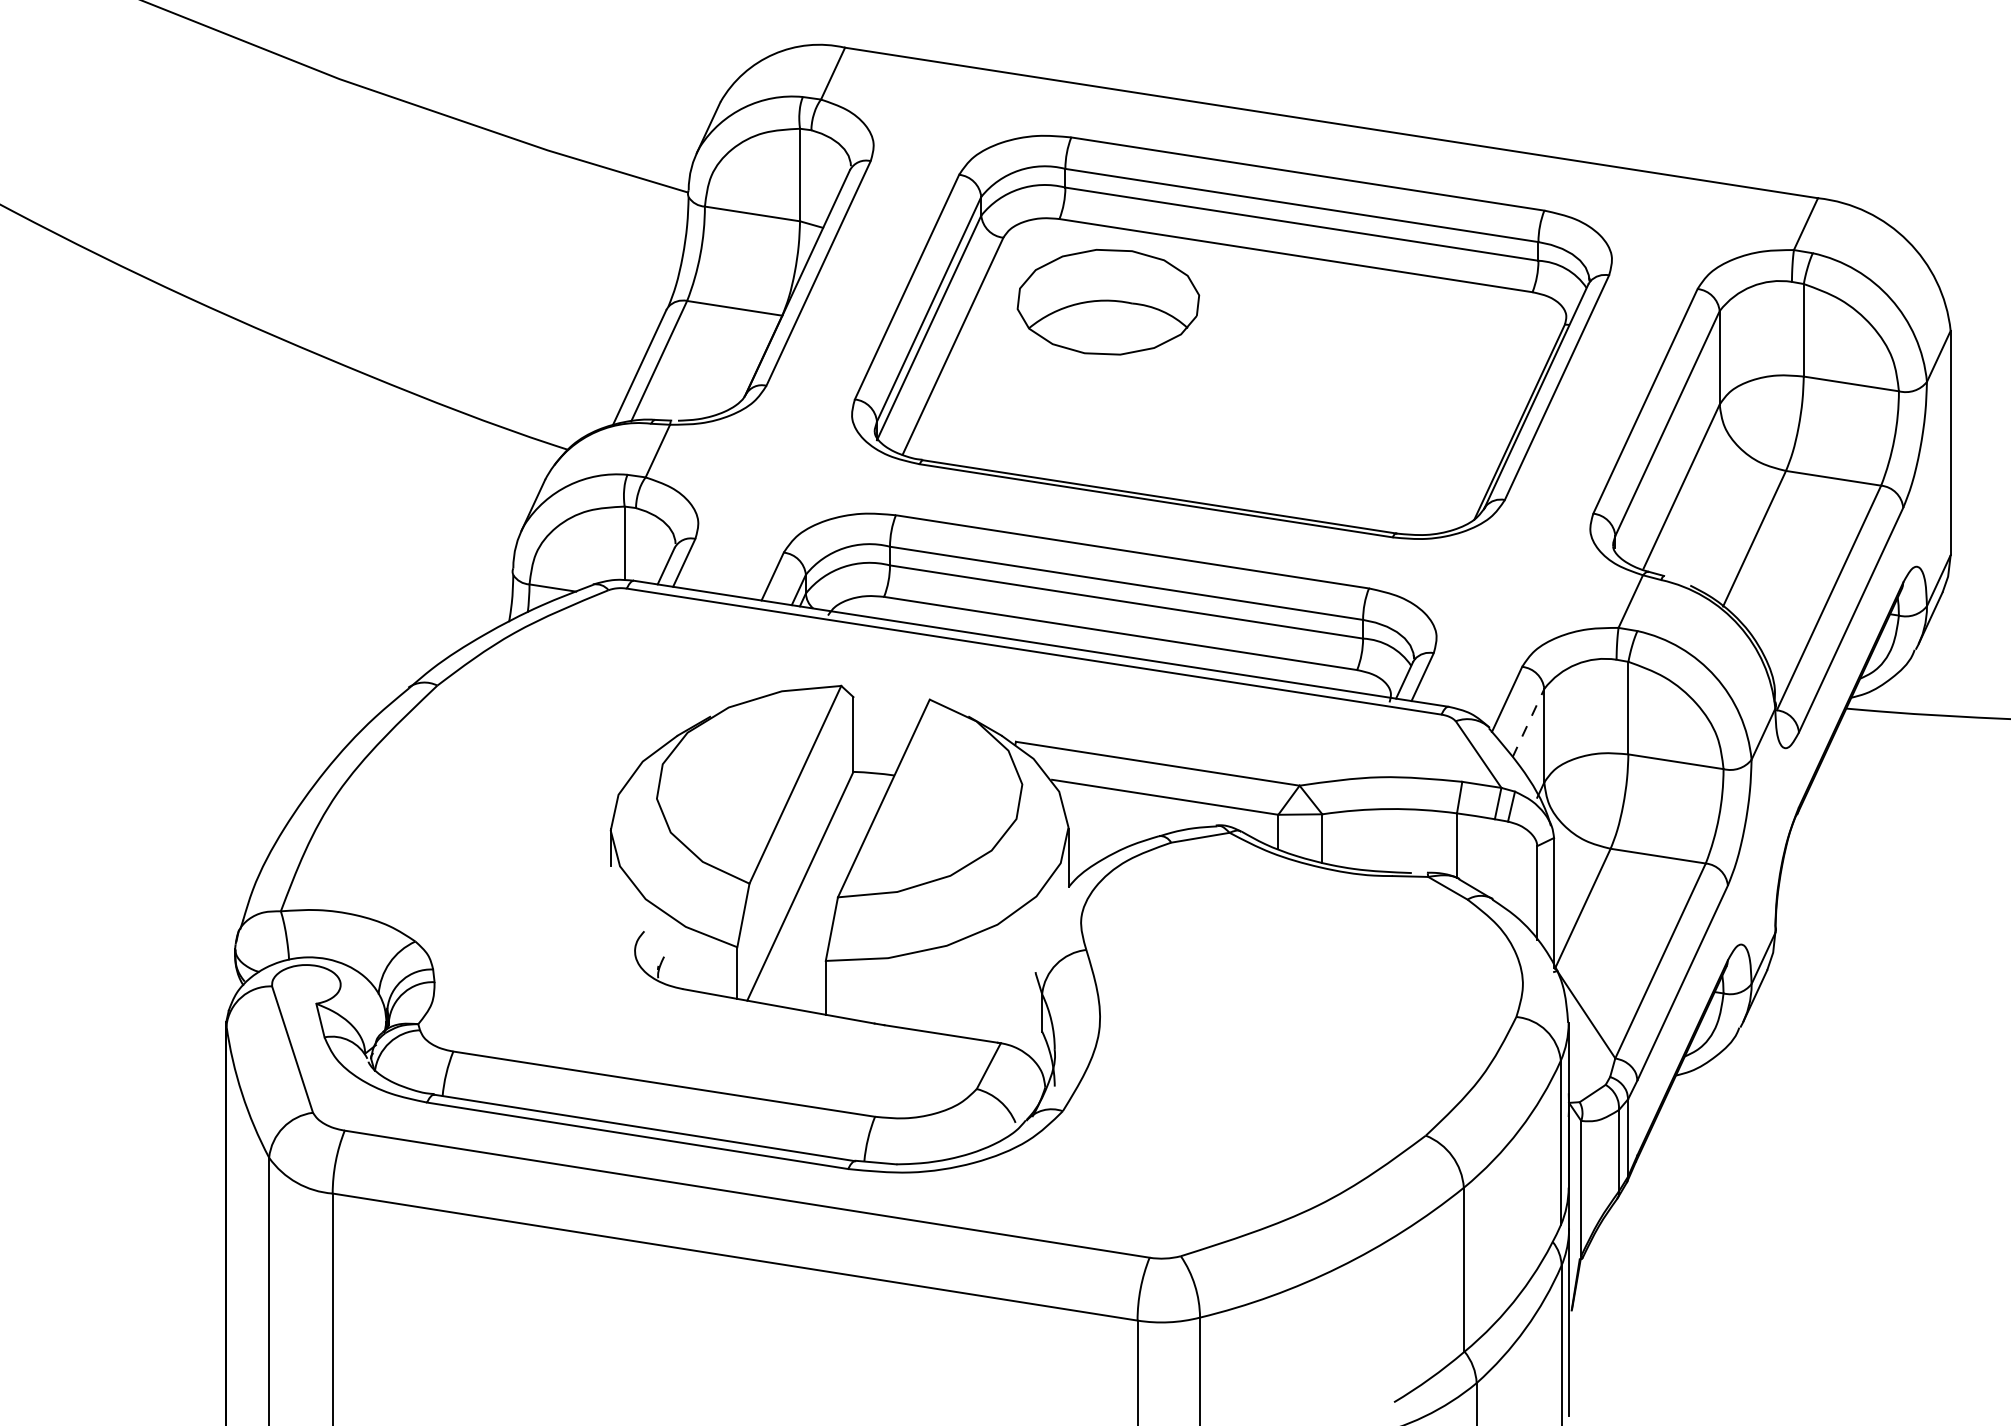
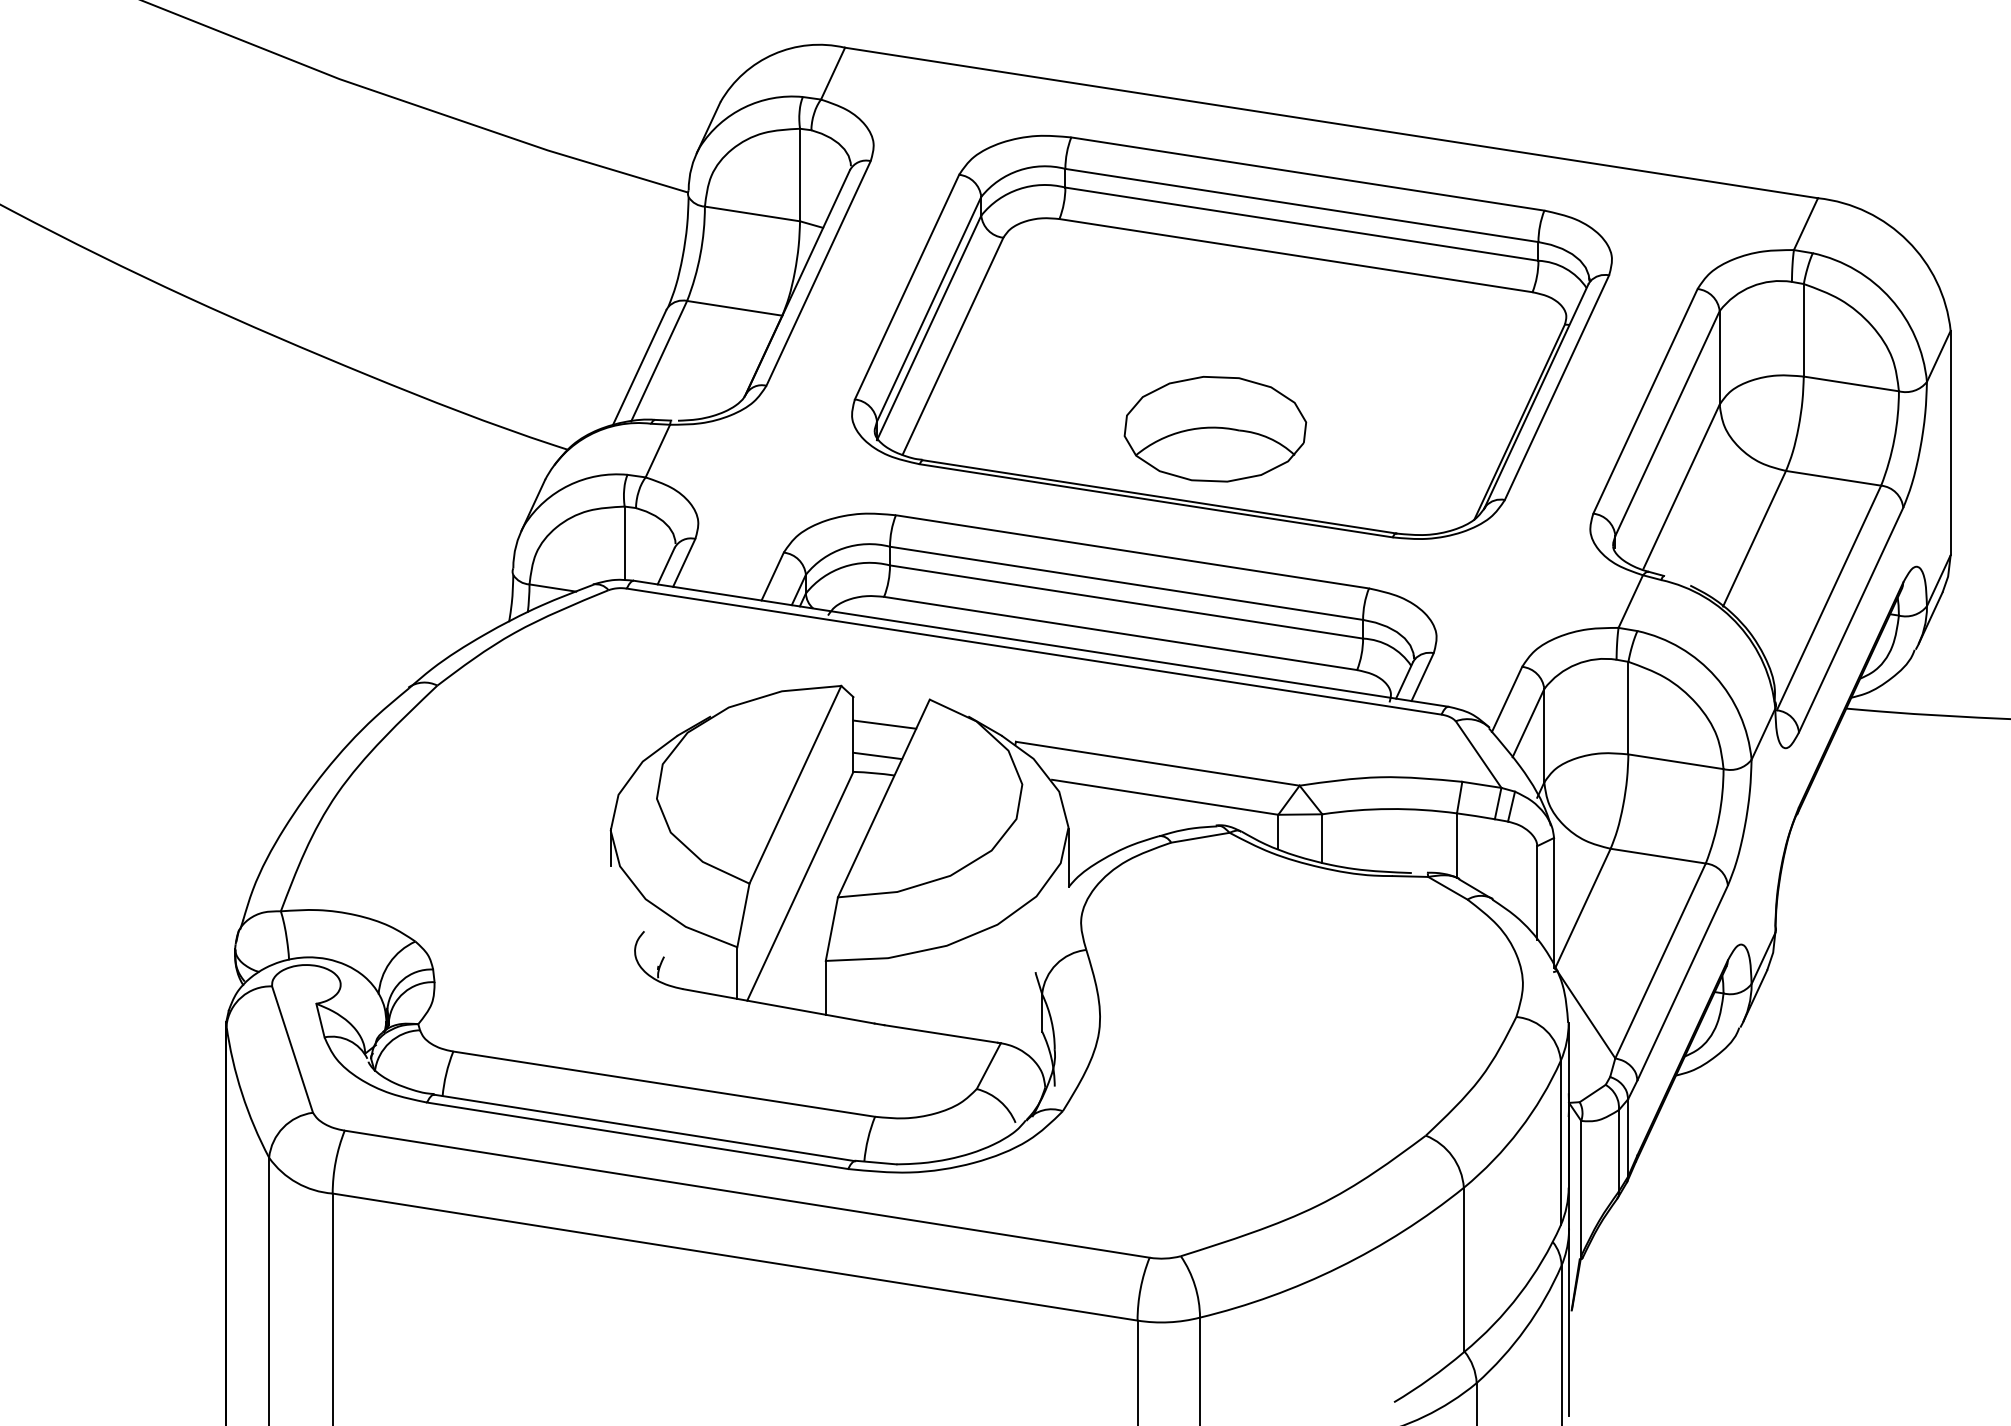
part position: (1108, 302) -> (1215, 429) (1215, 429)
line: dashed -> solid (1528, 723)
line: none -> present (884, 724)
line: none -> present (877, 755)
